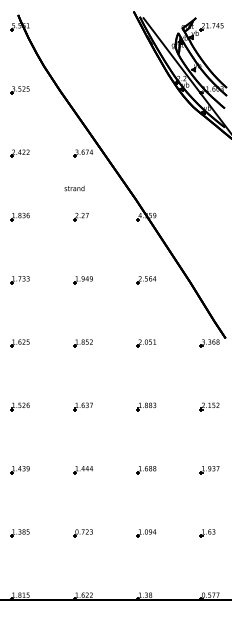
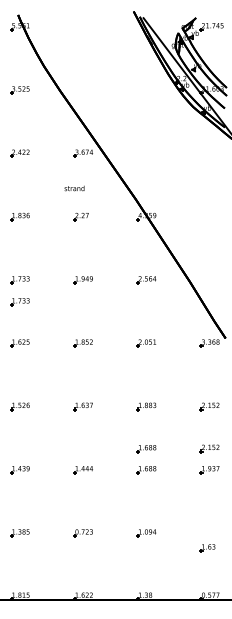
part: none -> present (19, 302)
part: none -> present (209, 448)
part: none -> present (146, 449)
part position: (207, 533) -> (207, 548) (207, 548)
